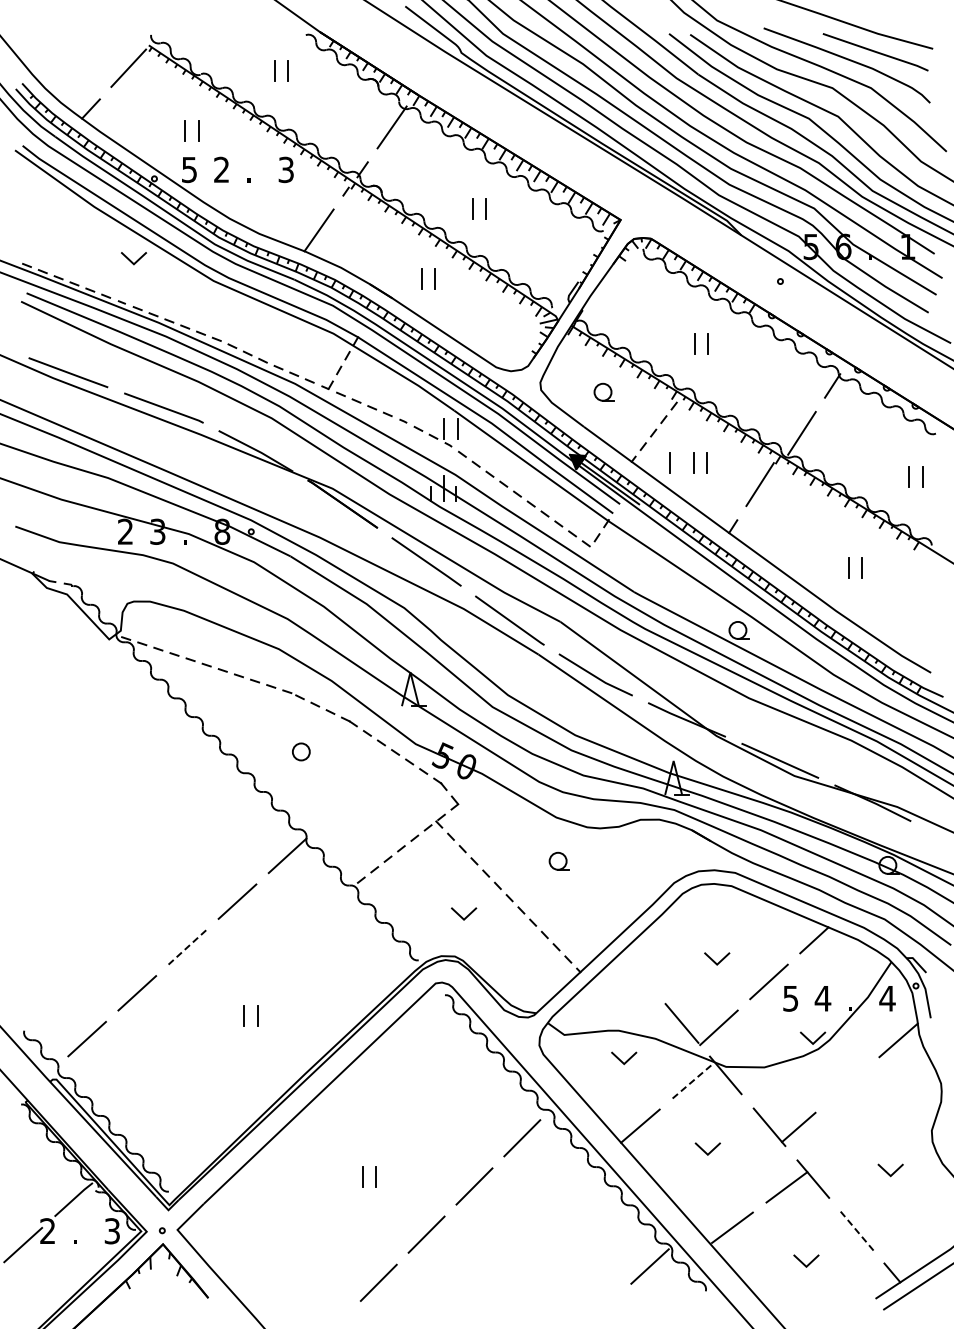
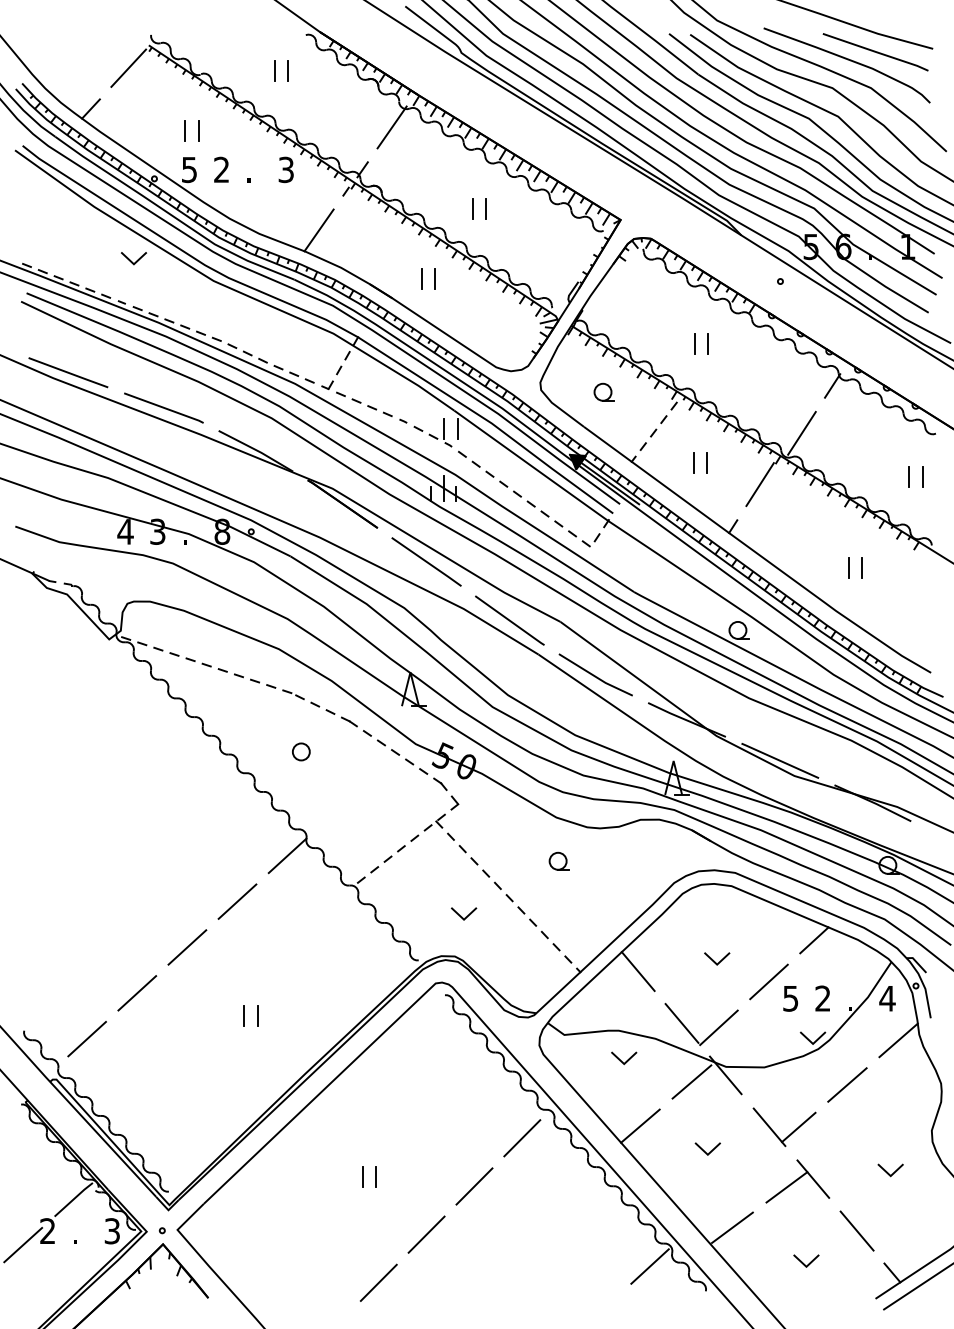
line: present -> none (669, 462)
text: 2 -> 4 (125, 531)
line: dashed -> solid (187, 947)
line: none -> present (637, 971)
text: 4 -> 2 (822, 998)
line: dashed -> solid (692, 1081)
line: none -> present (847, 1084)
line: dashed -> solid (857, 1231)
